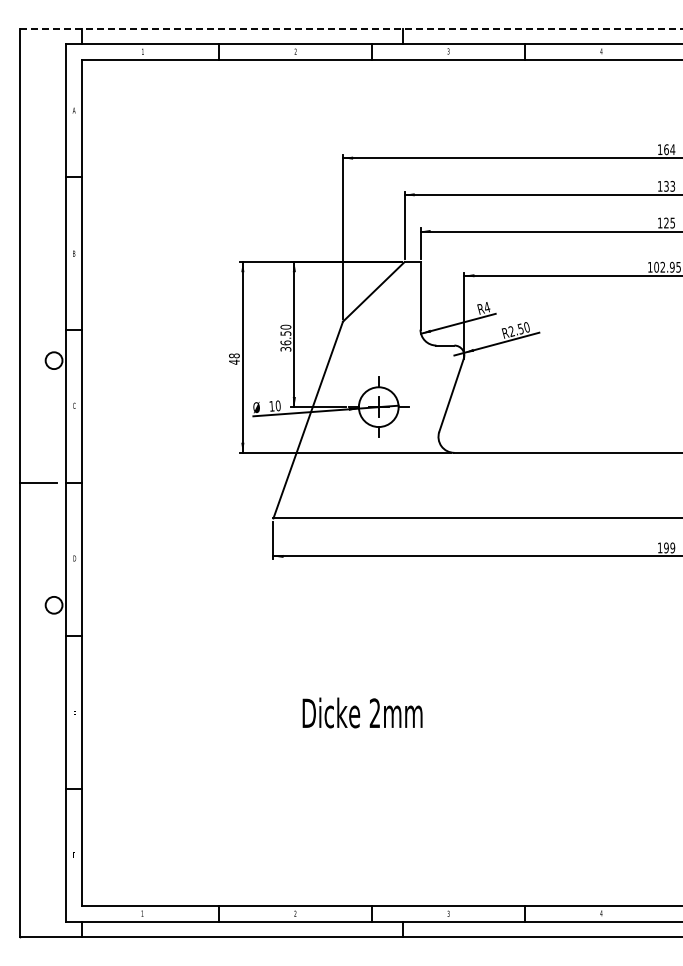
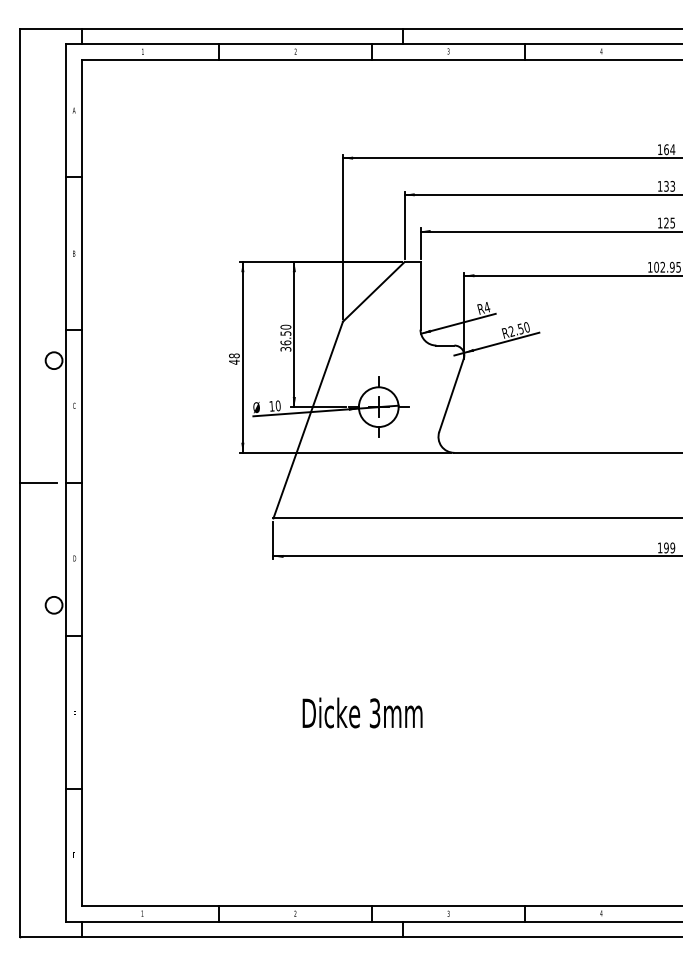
line: dashed -> solid (351, 28)
text: 2mm -> 3mm (374, 713)
